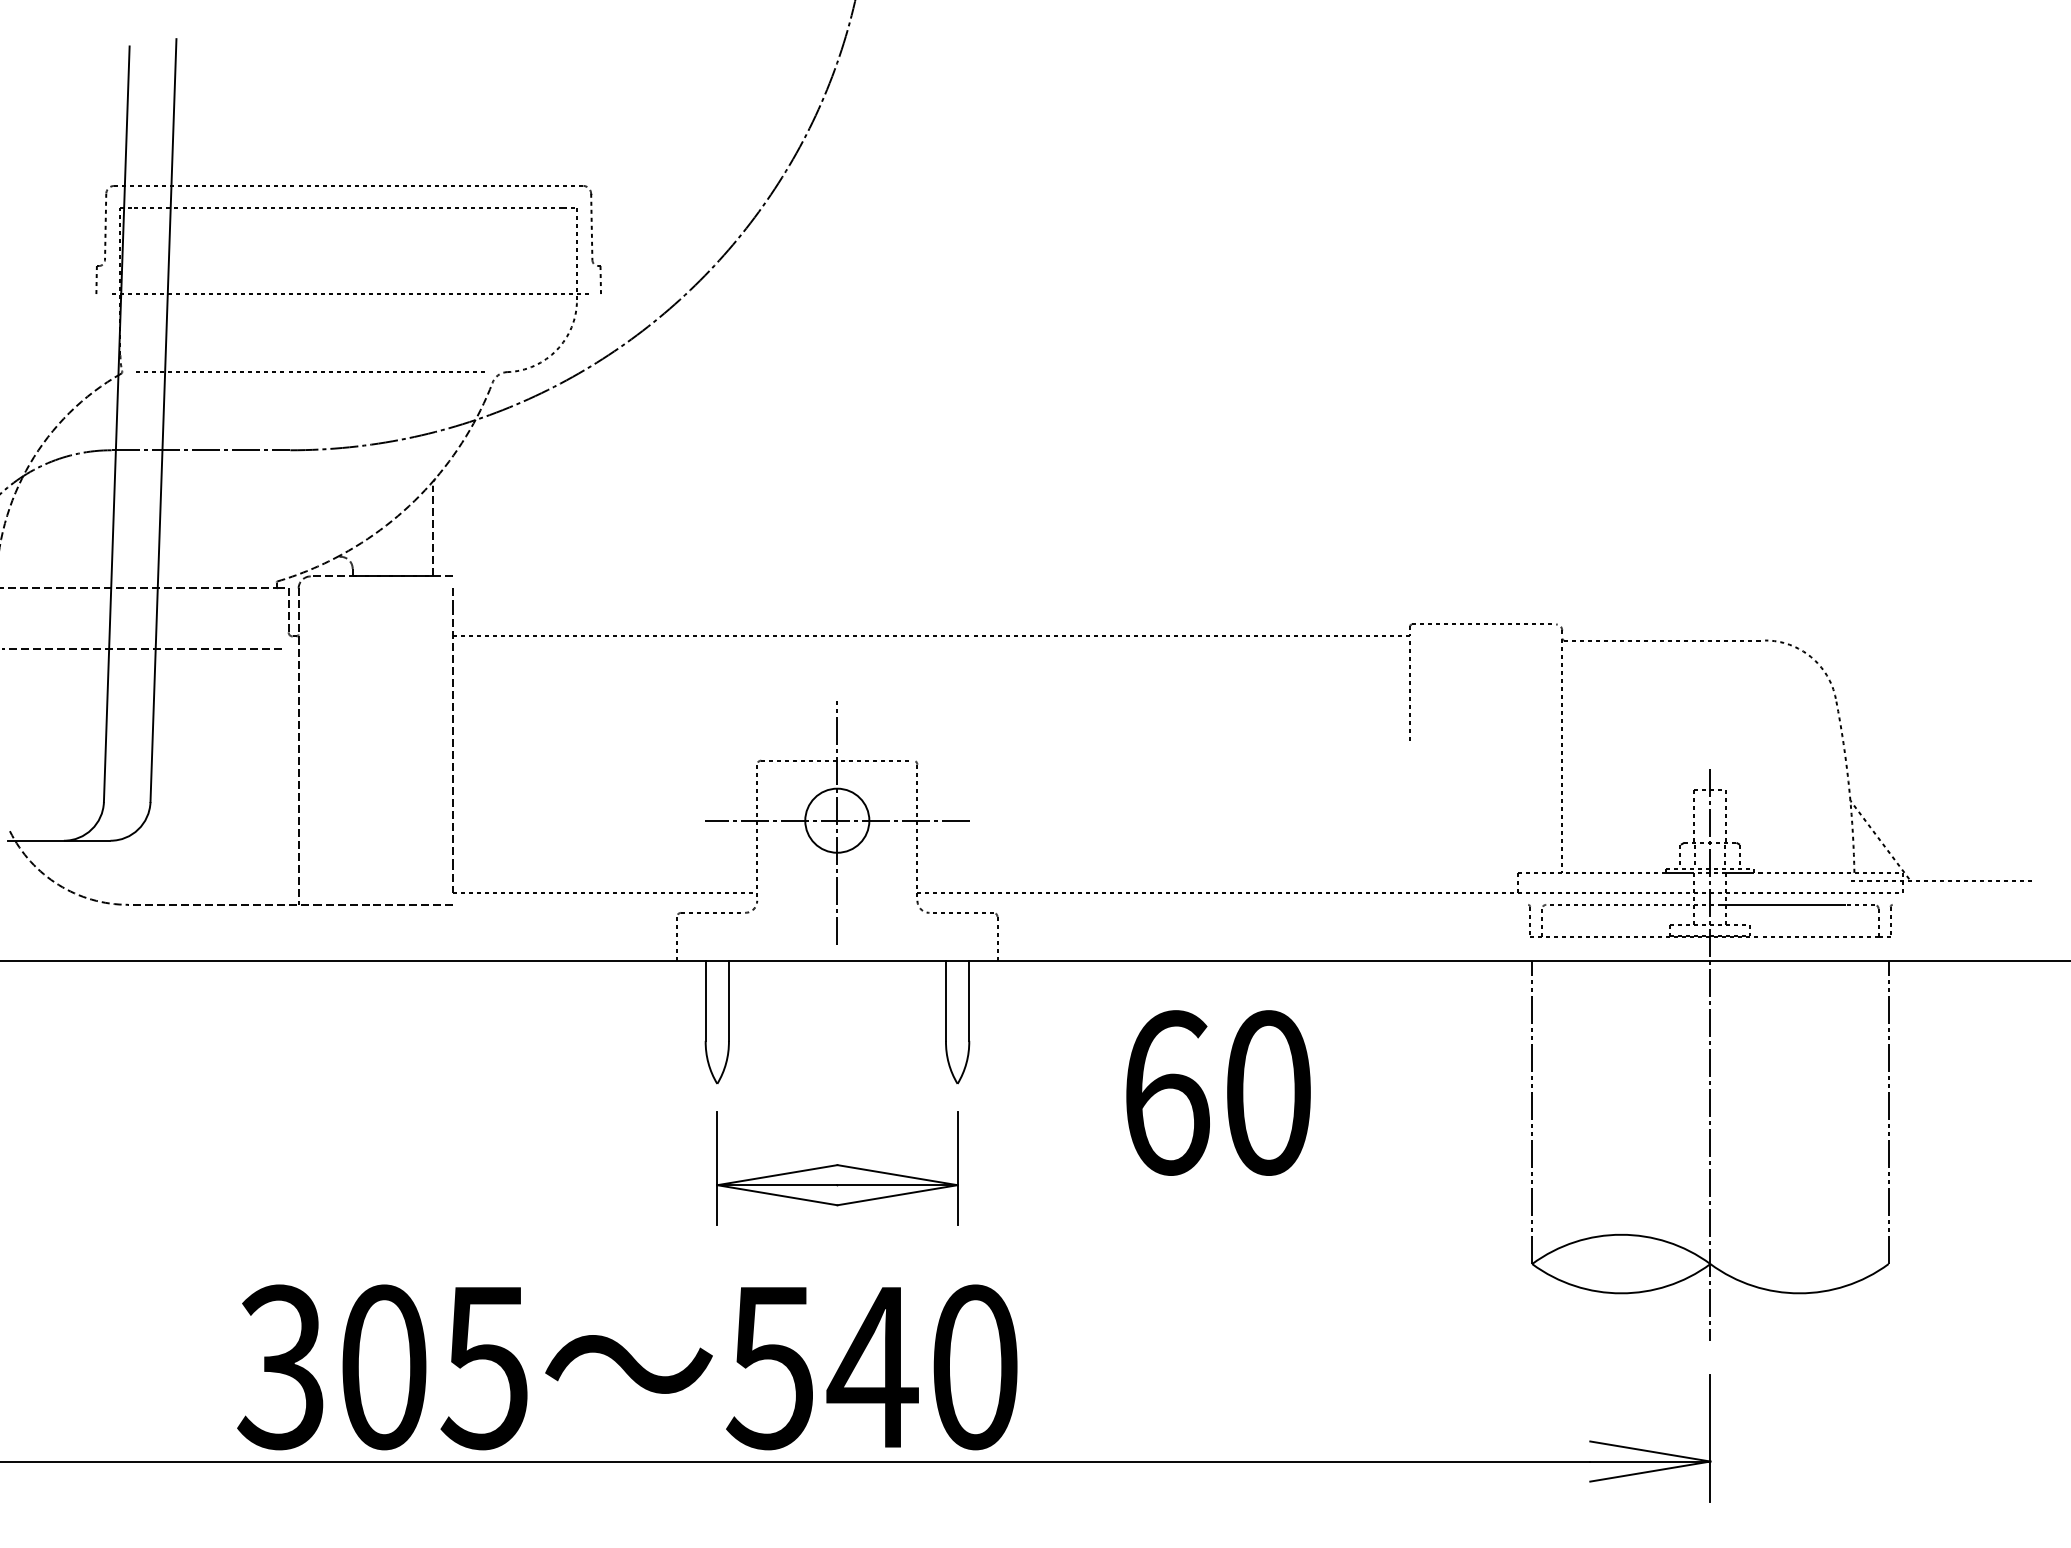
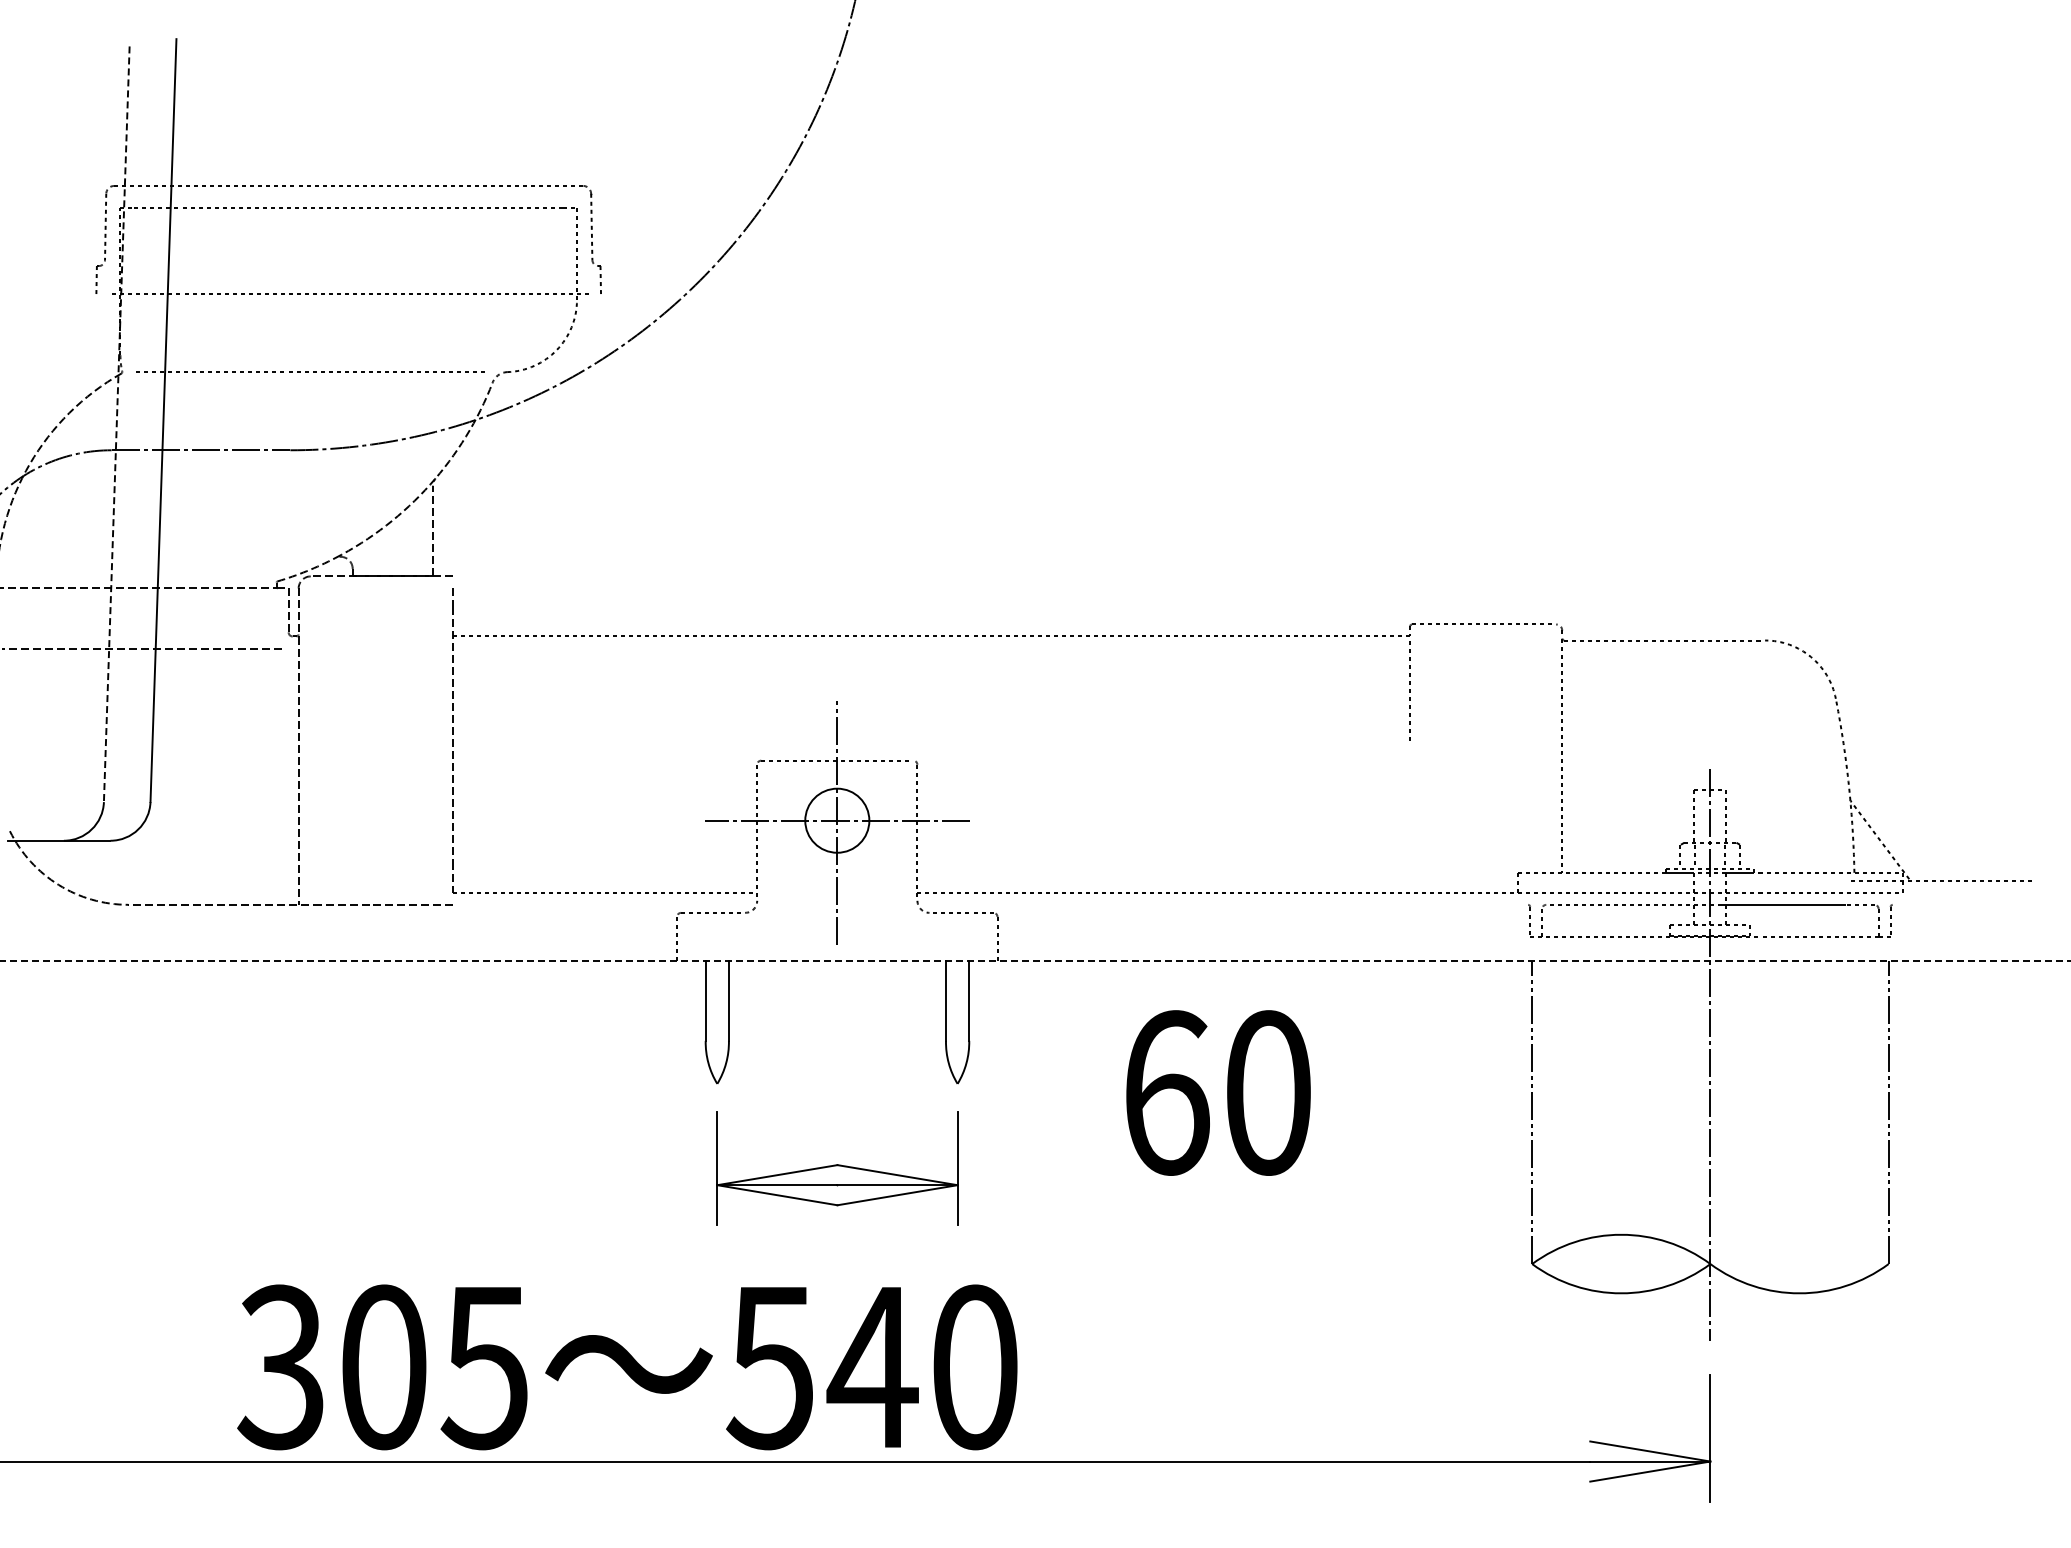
line: solid -> dashed (116, 424)
line: solid -> dashed (1035, 960)
